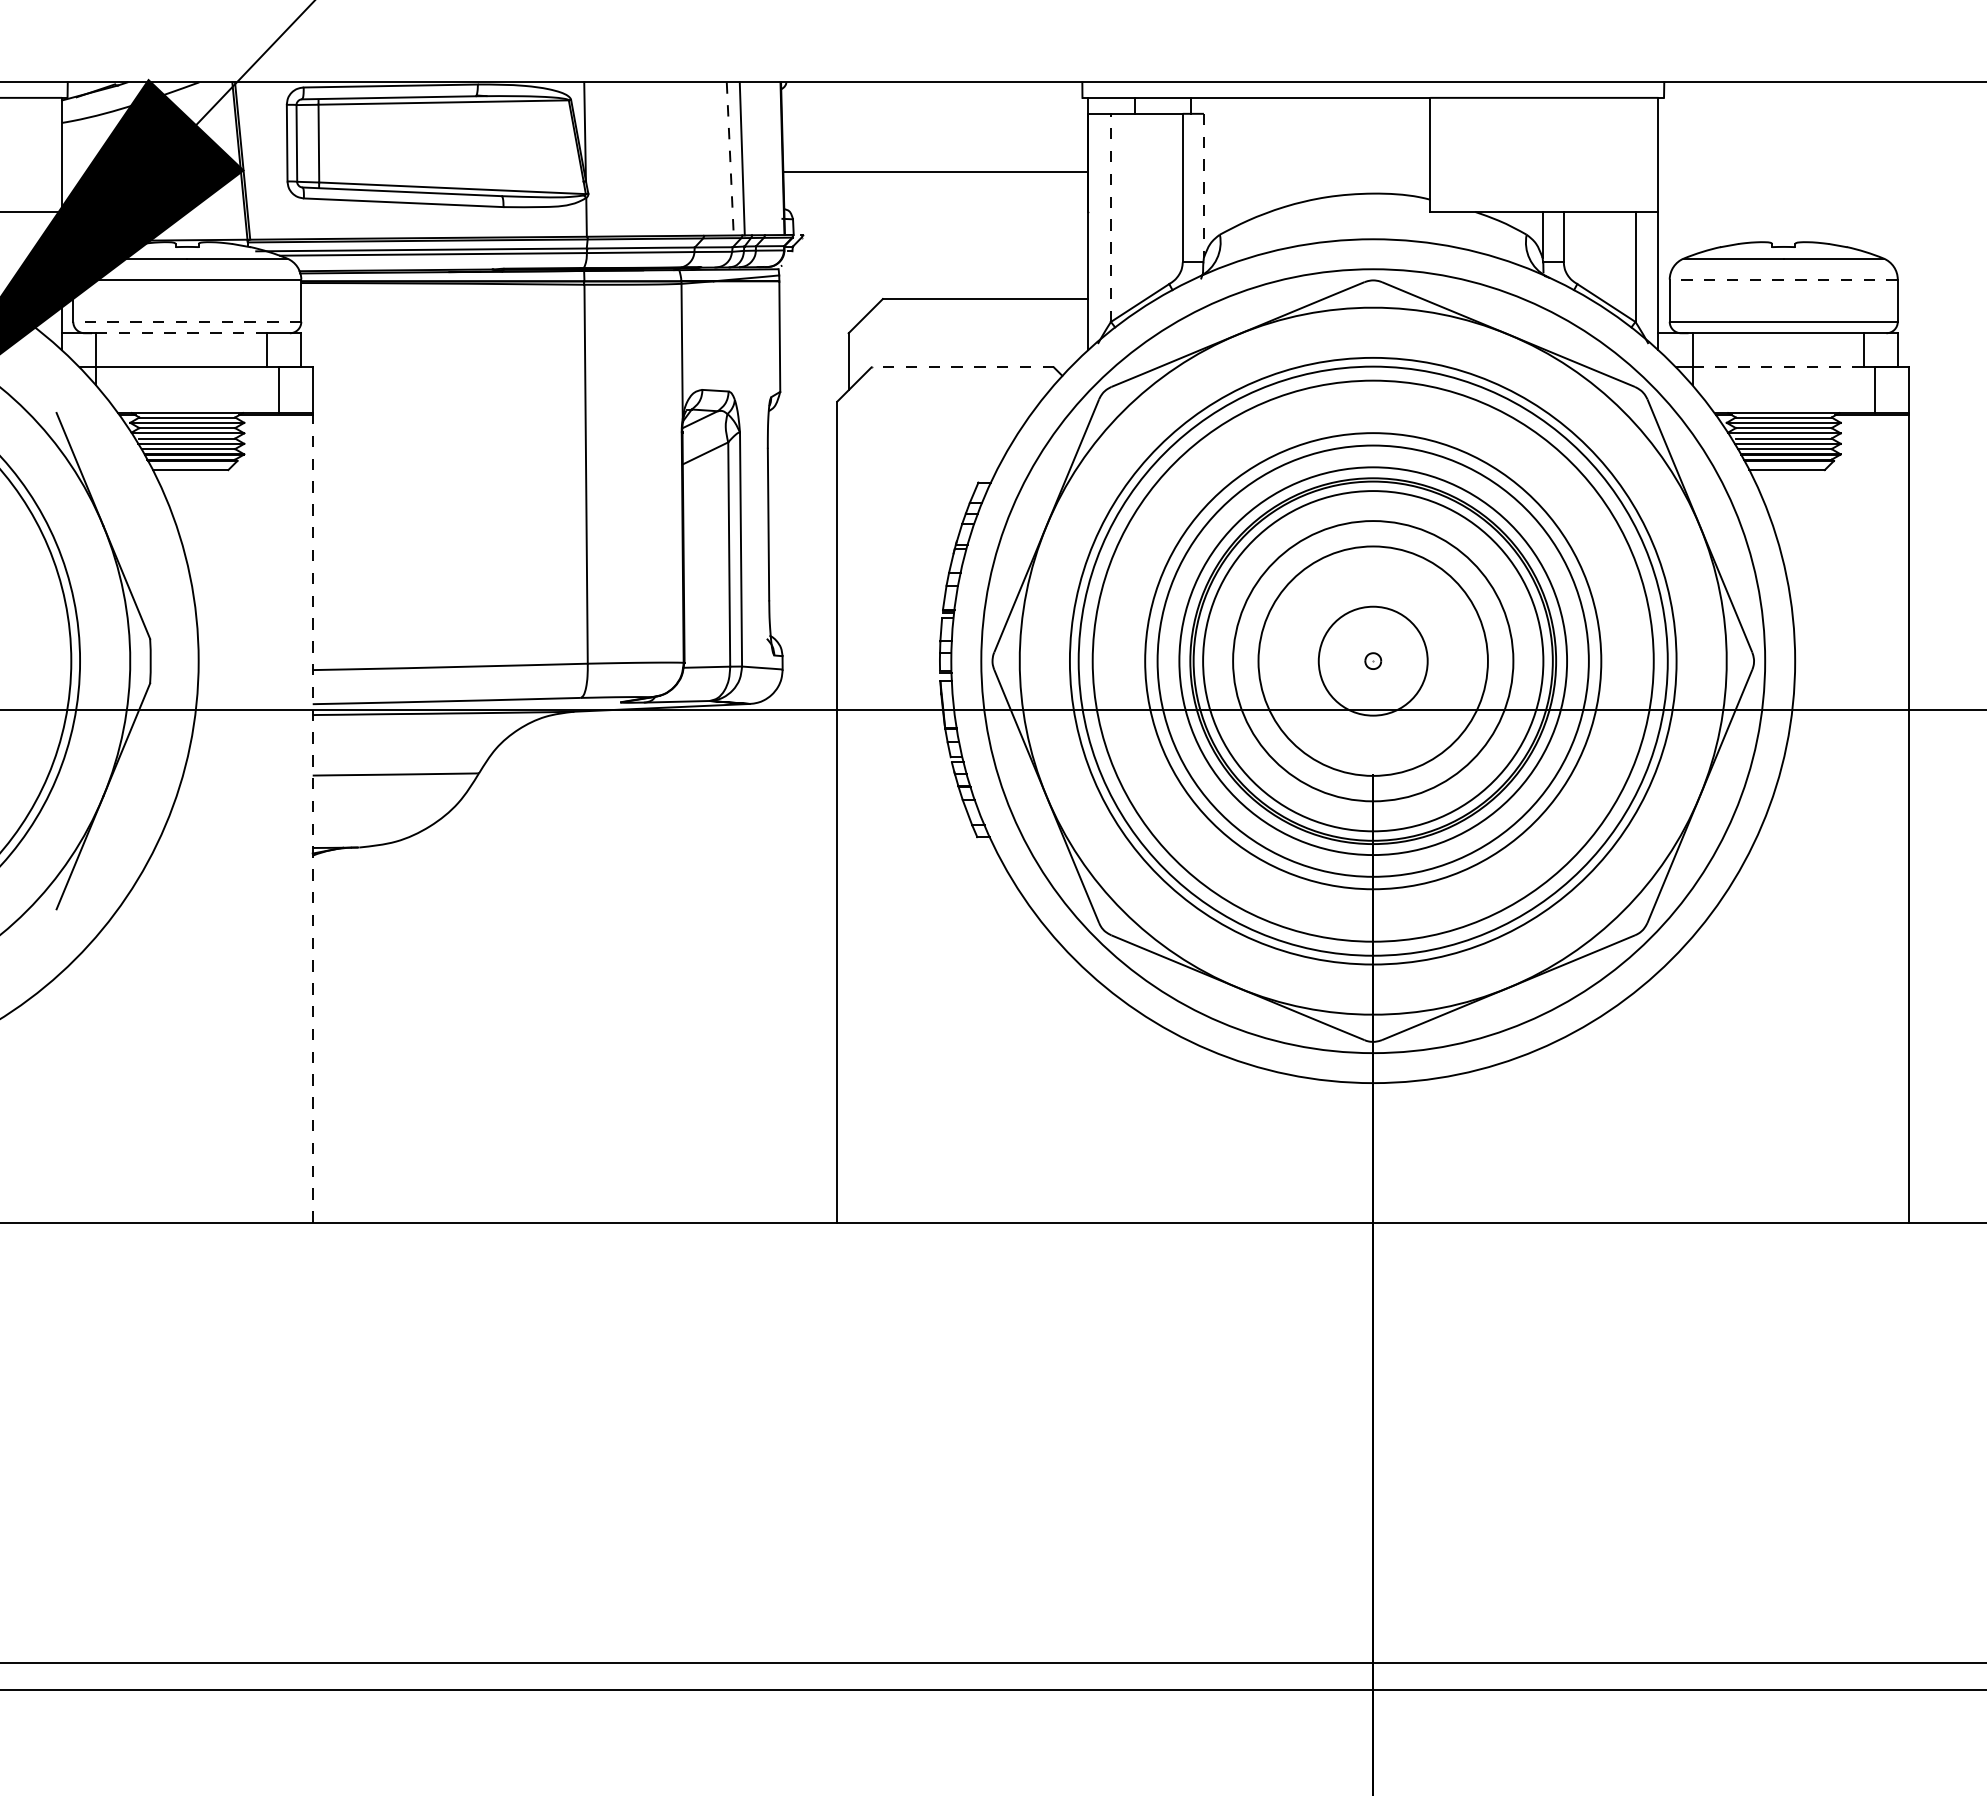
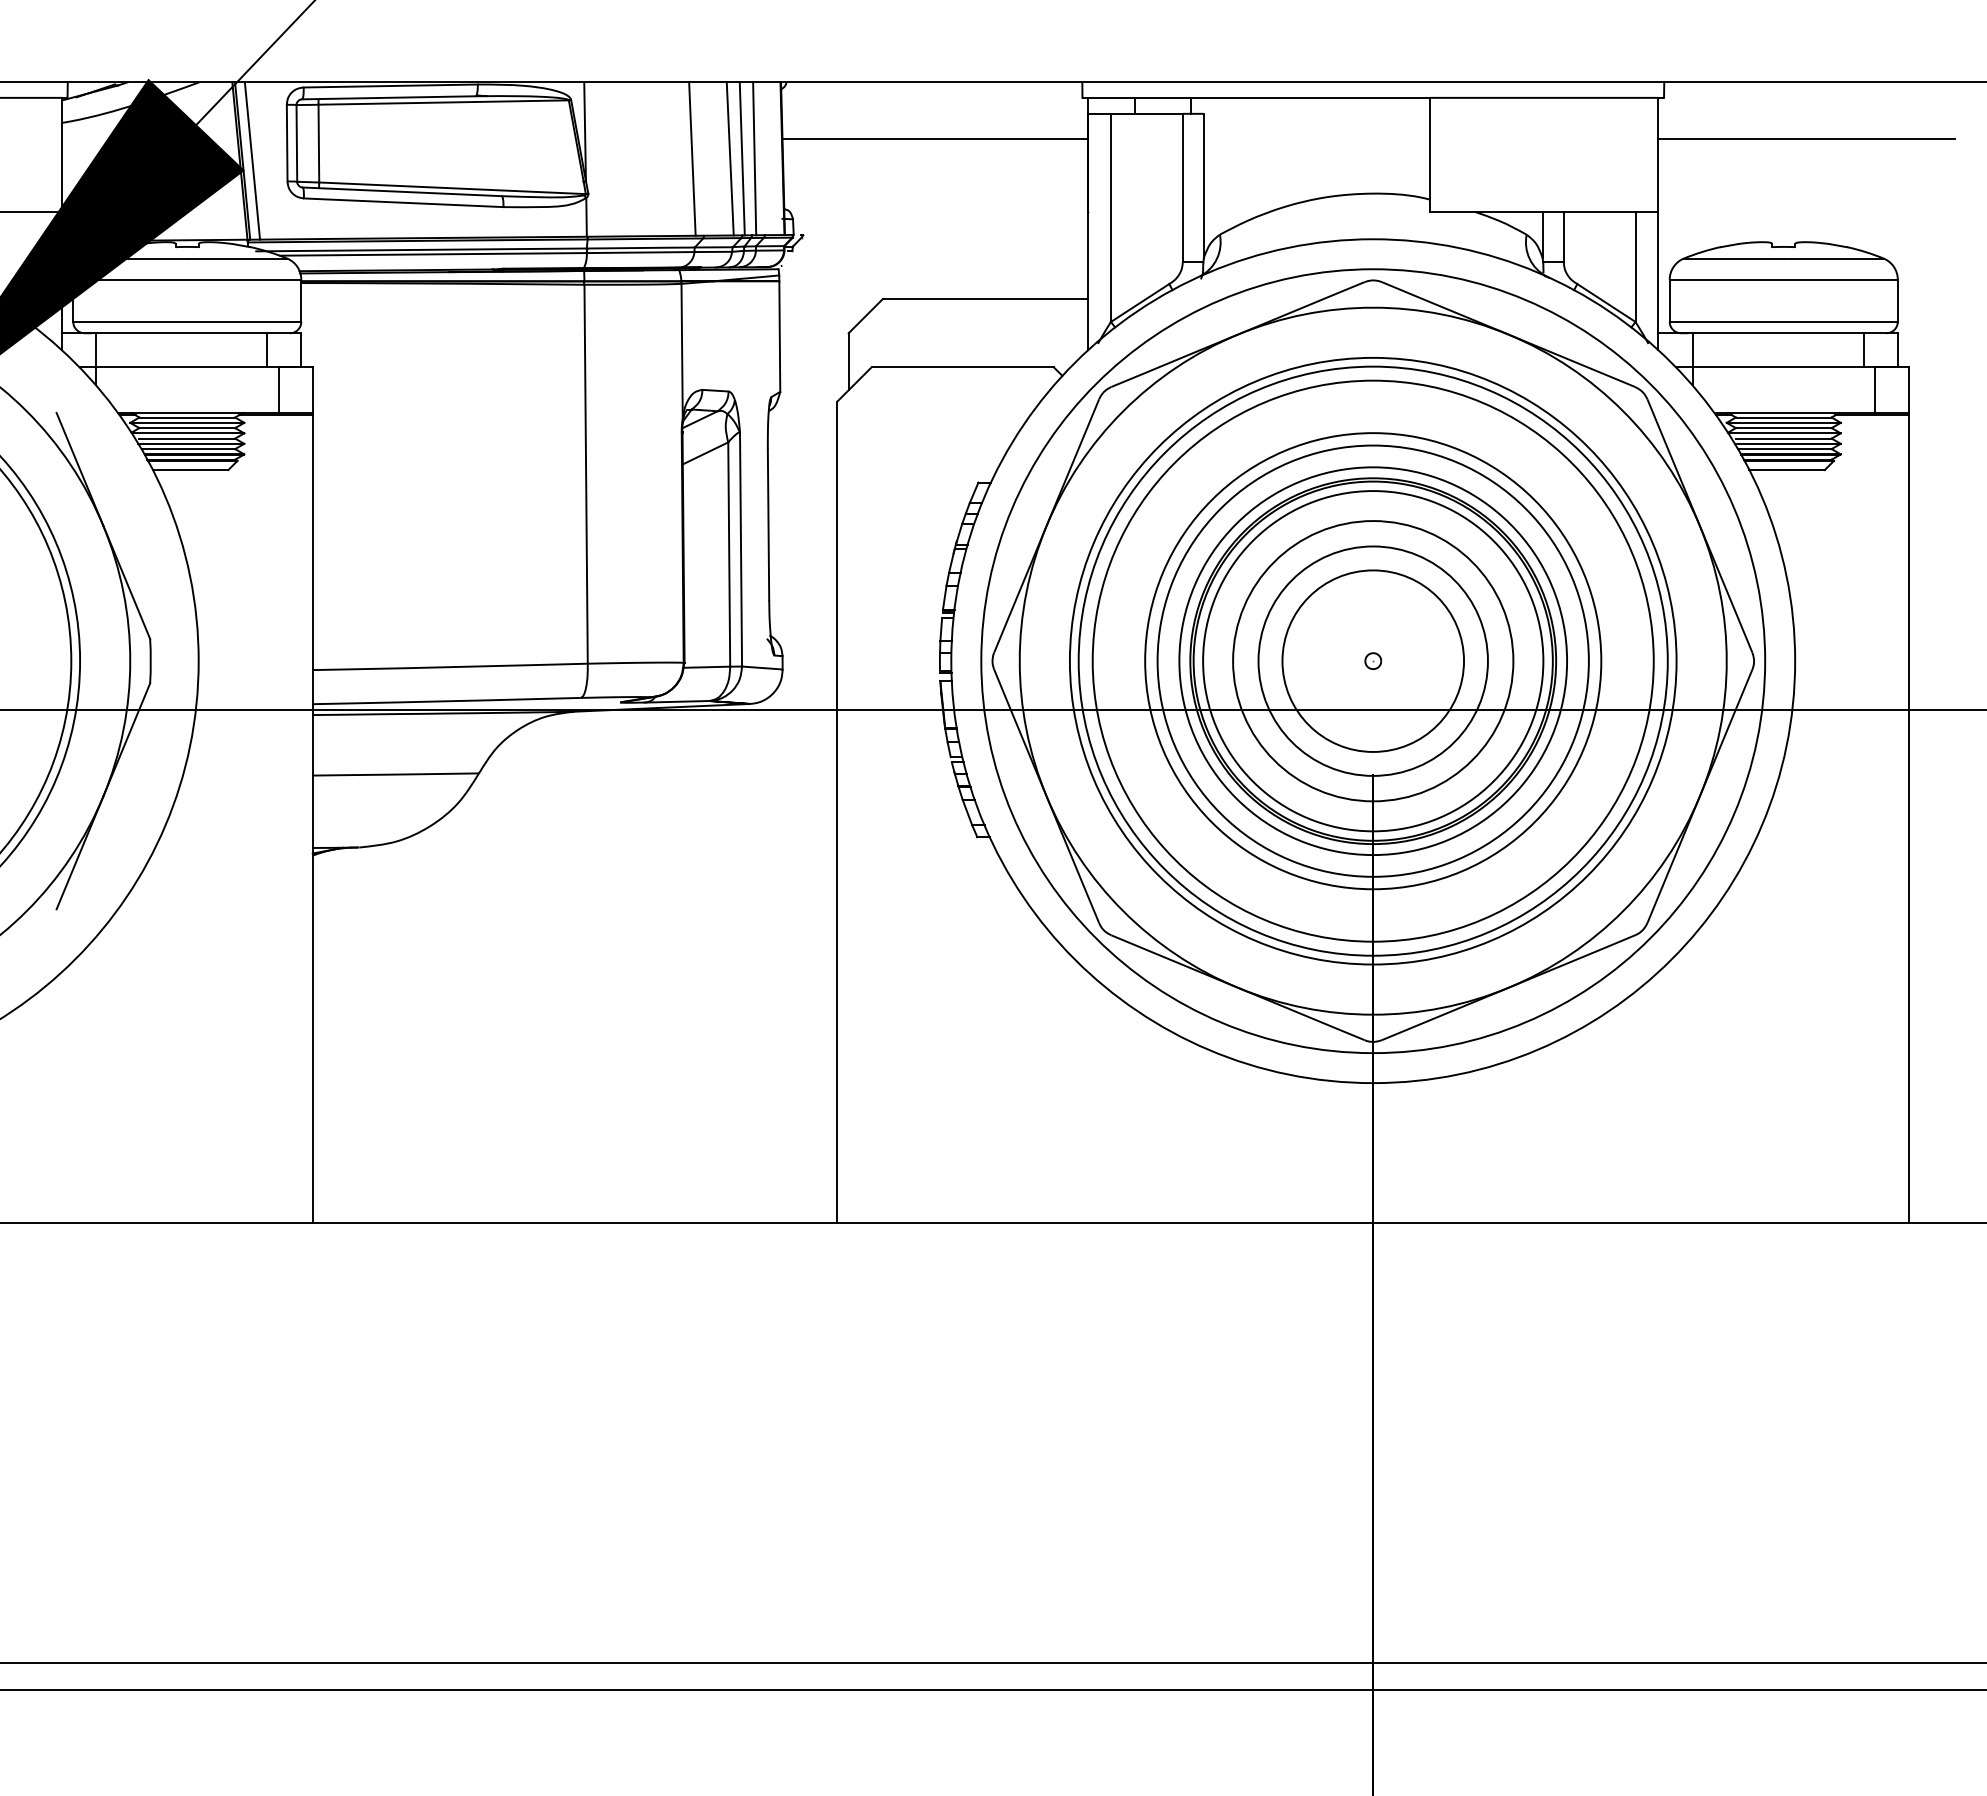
line: none -> present (1806, 139)
line: none -> present (692, 158)
line: dashed -> solid (730, 158)
line: none -> present (754, 158)
line: none -> present (252, 160)
line position: (935, 172) -> (935, 139) (935, 139)
line: dashed -> solid (1203, 185)
line: dashed -> solid (1110, 217)
line: dashed -> solid (1783, 279)
line: dashed -> solid (186, 321)
line: dashed -> solid (181, 333)
line: dashed -> solid (962, 367)
line: dashed -> solid (1778, 367)
circle diameter: 109 px -> 182 px (1373, 660)
line: dashed -> solid (312, 819)
